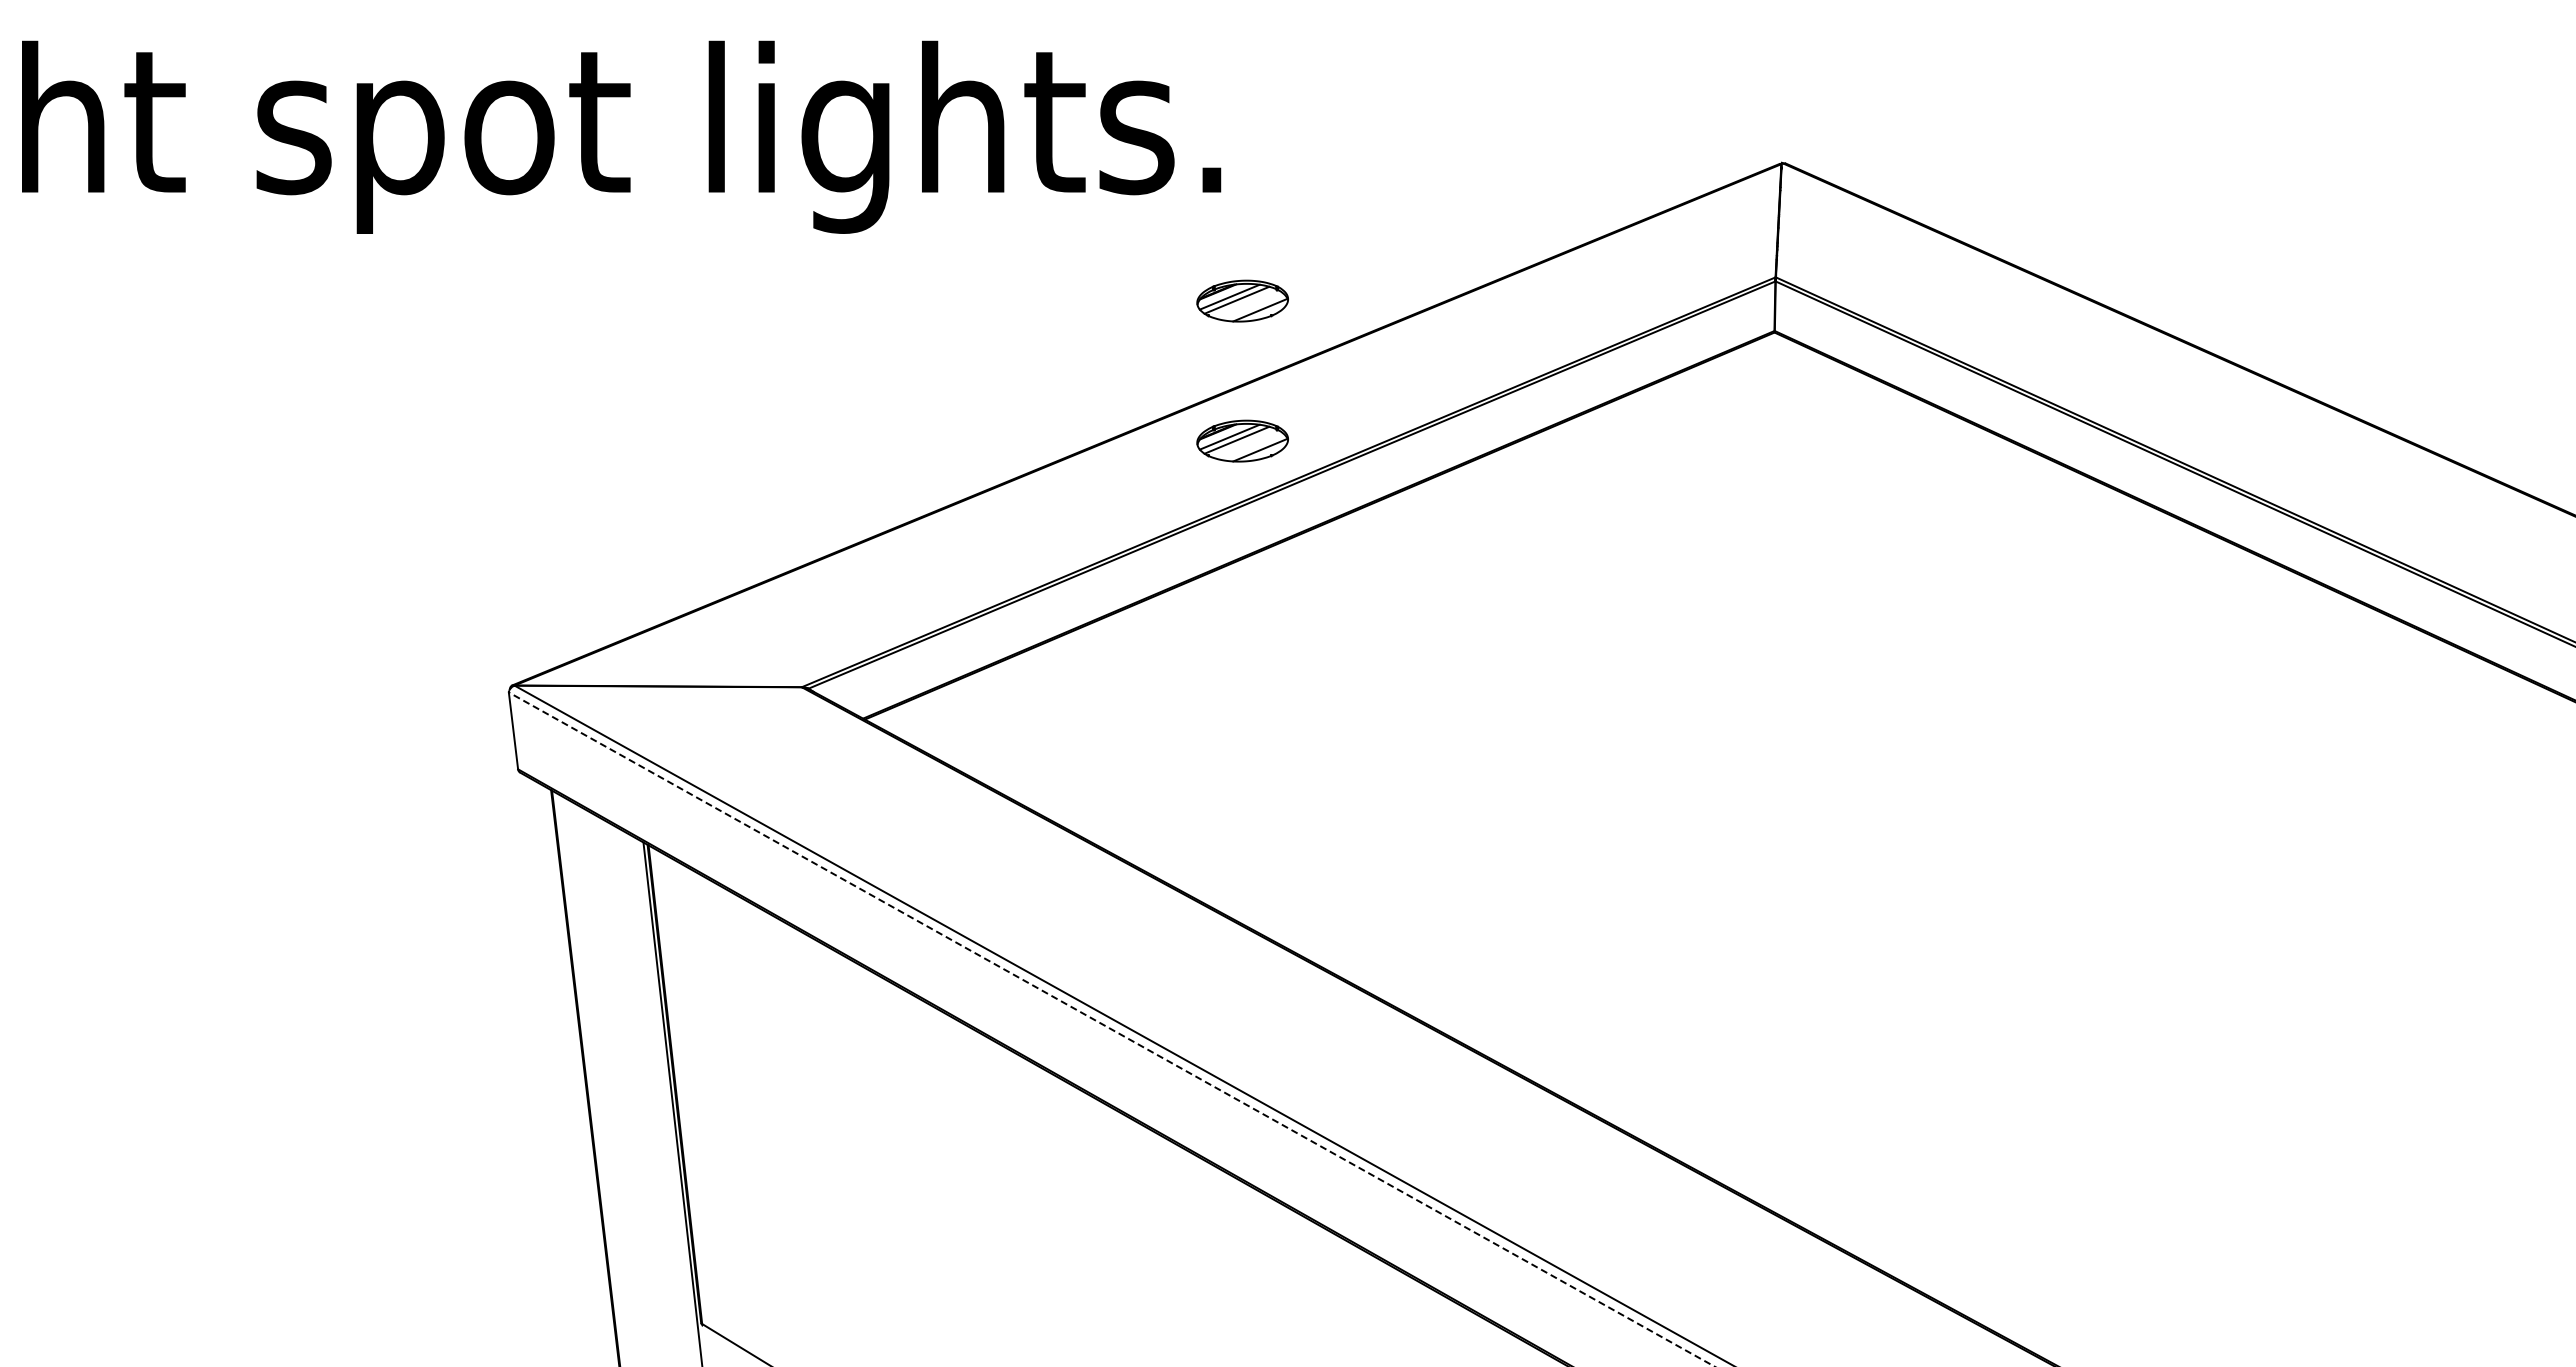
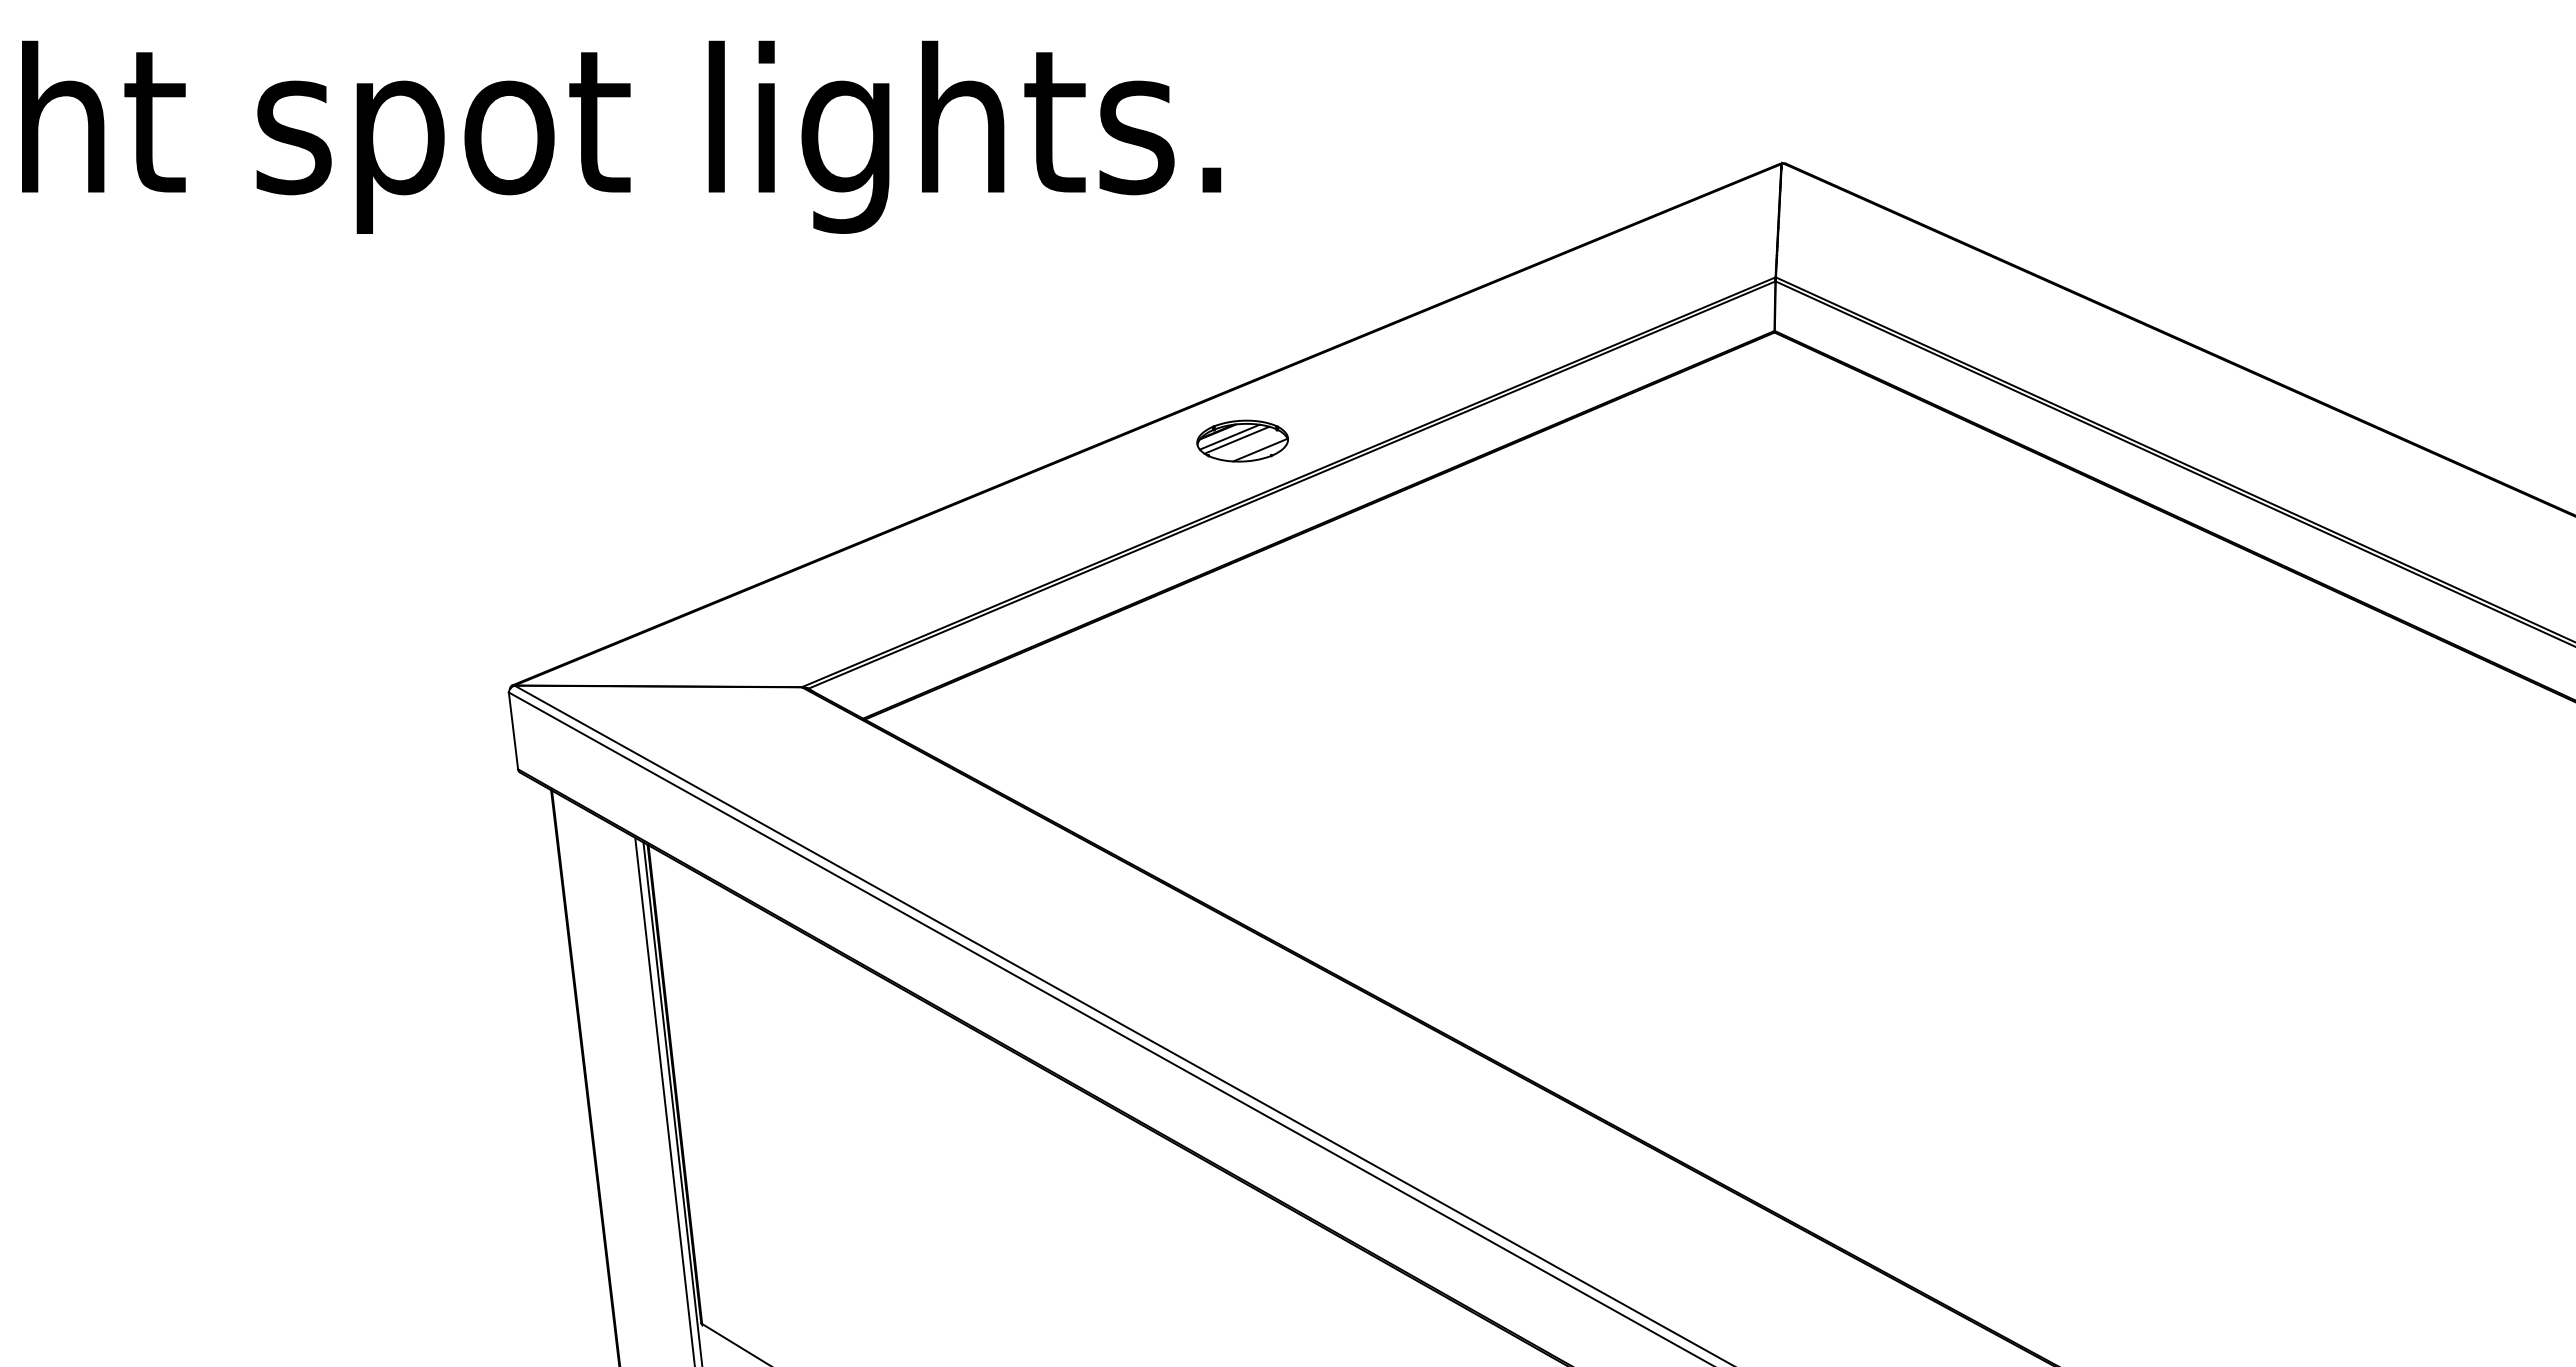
part: present -> none (1242, 300)
line: dashed -> solid (1111, 1029)
line: none -> present (664, 1100)
